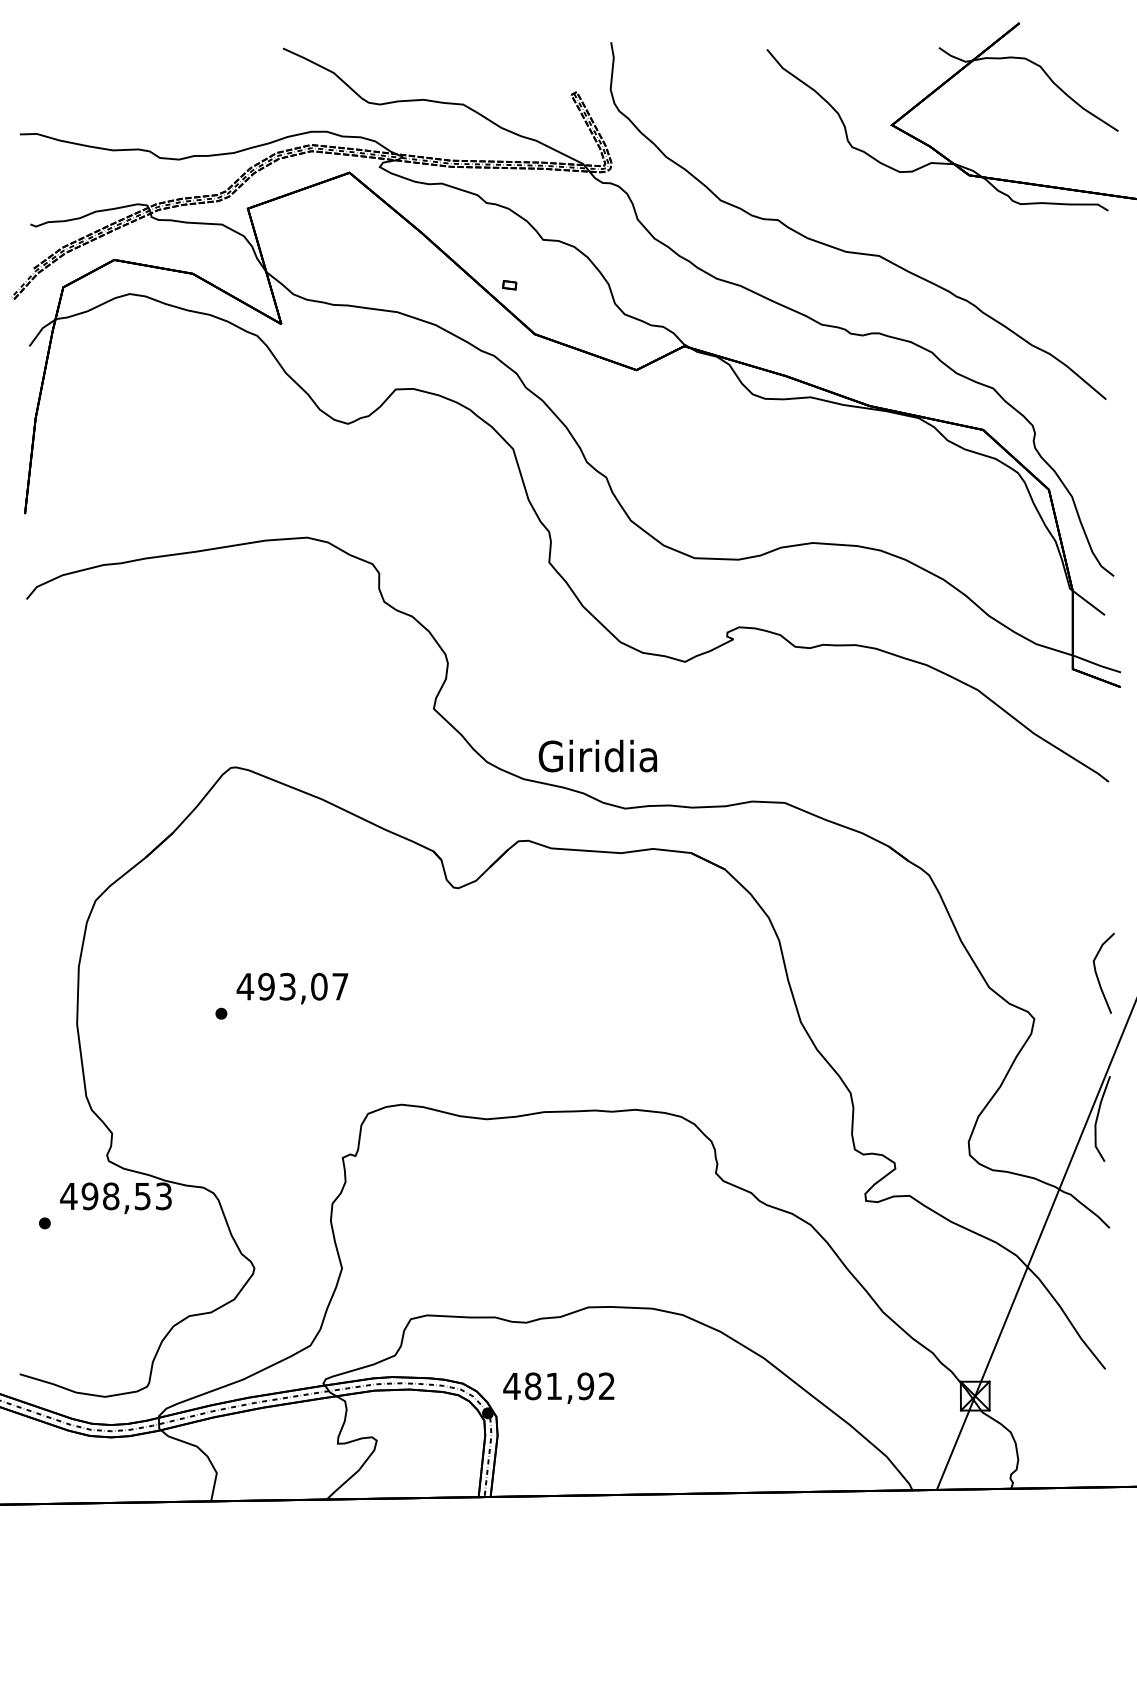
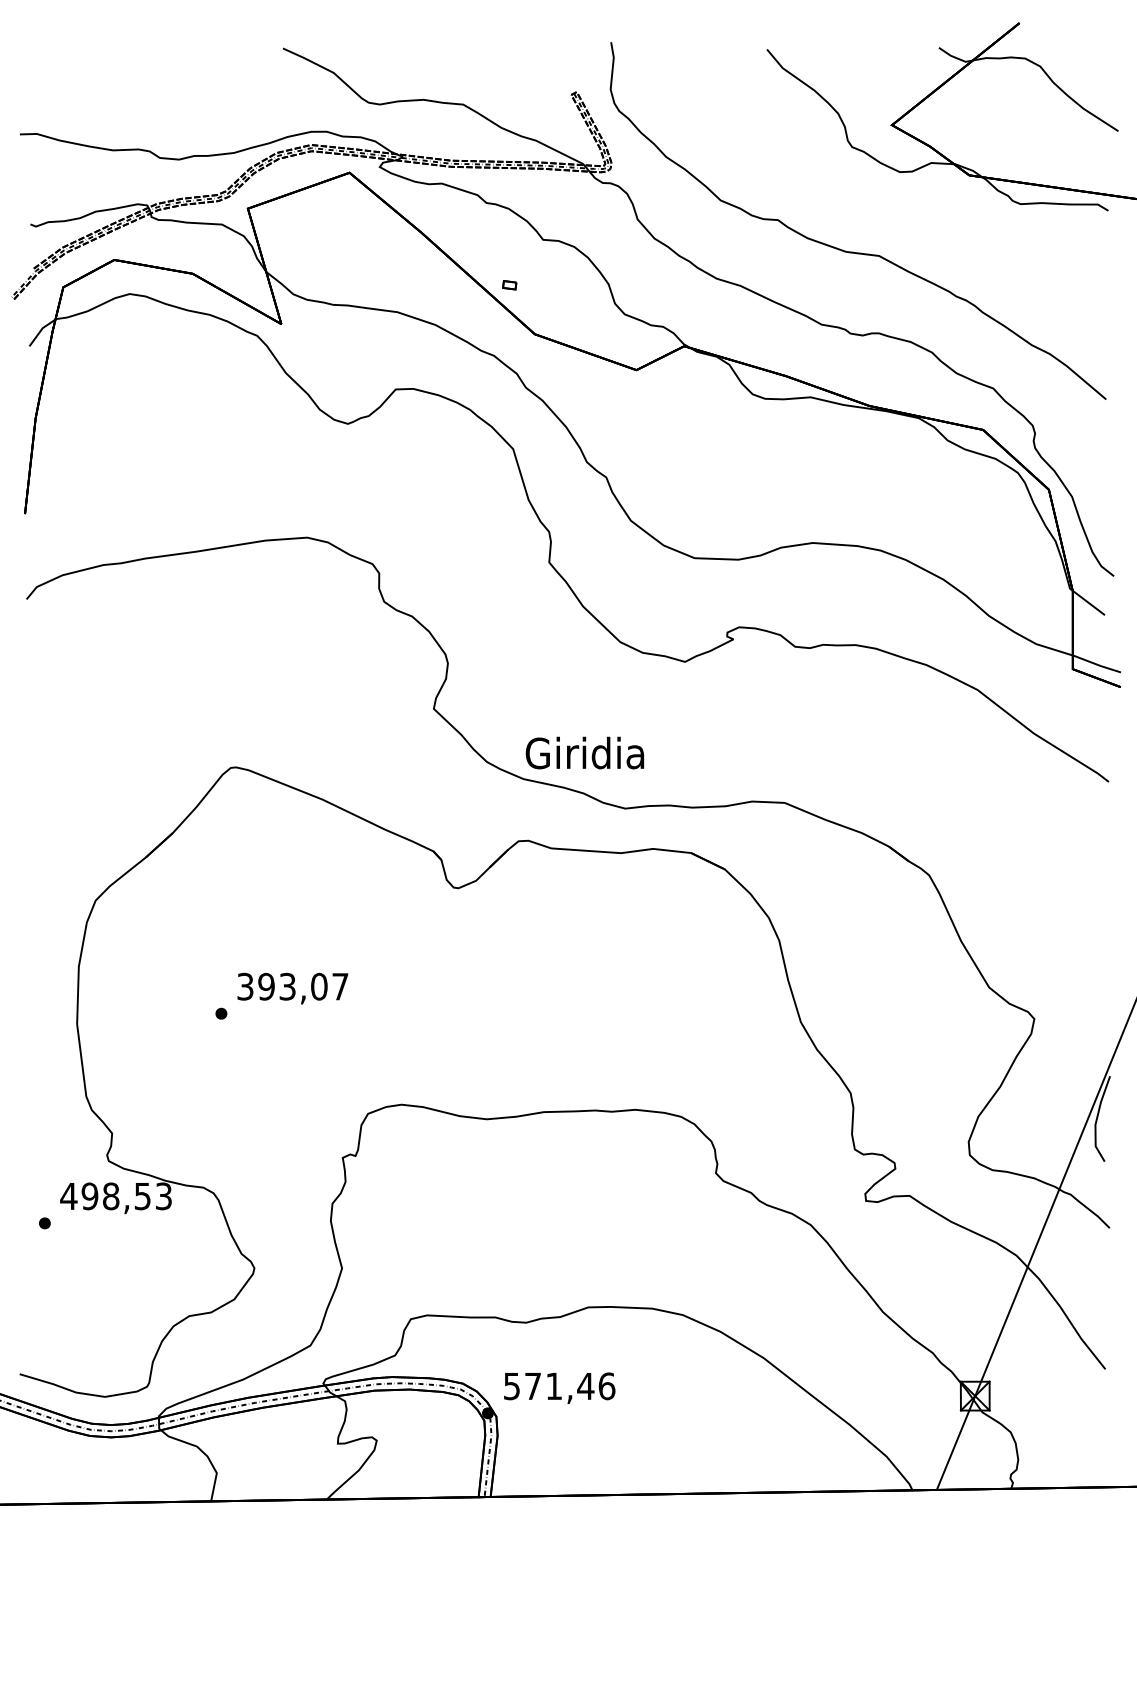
text position: (597, 755) -> (584, 752) (584, 752)
curve: present -> none (1097, 973)
text: 493,07 -> 393,07 (245, 986)
text: 481,92 -> 571,46 (559, 1386)
